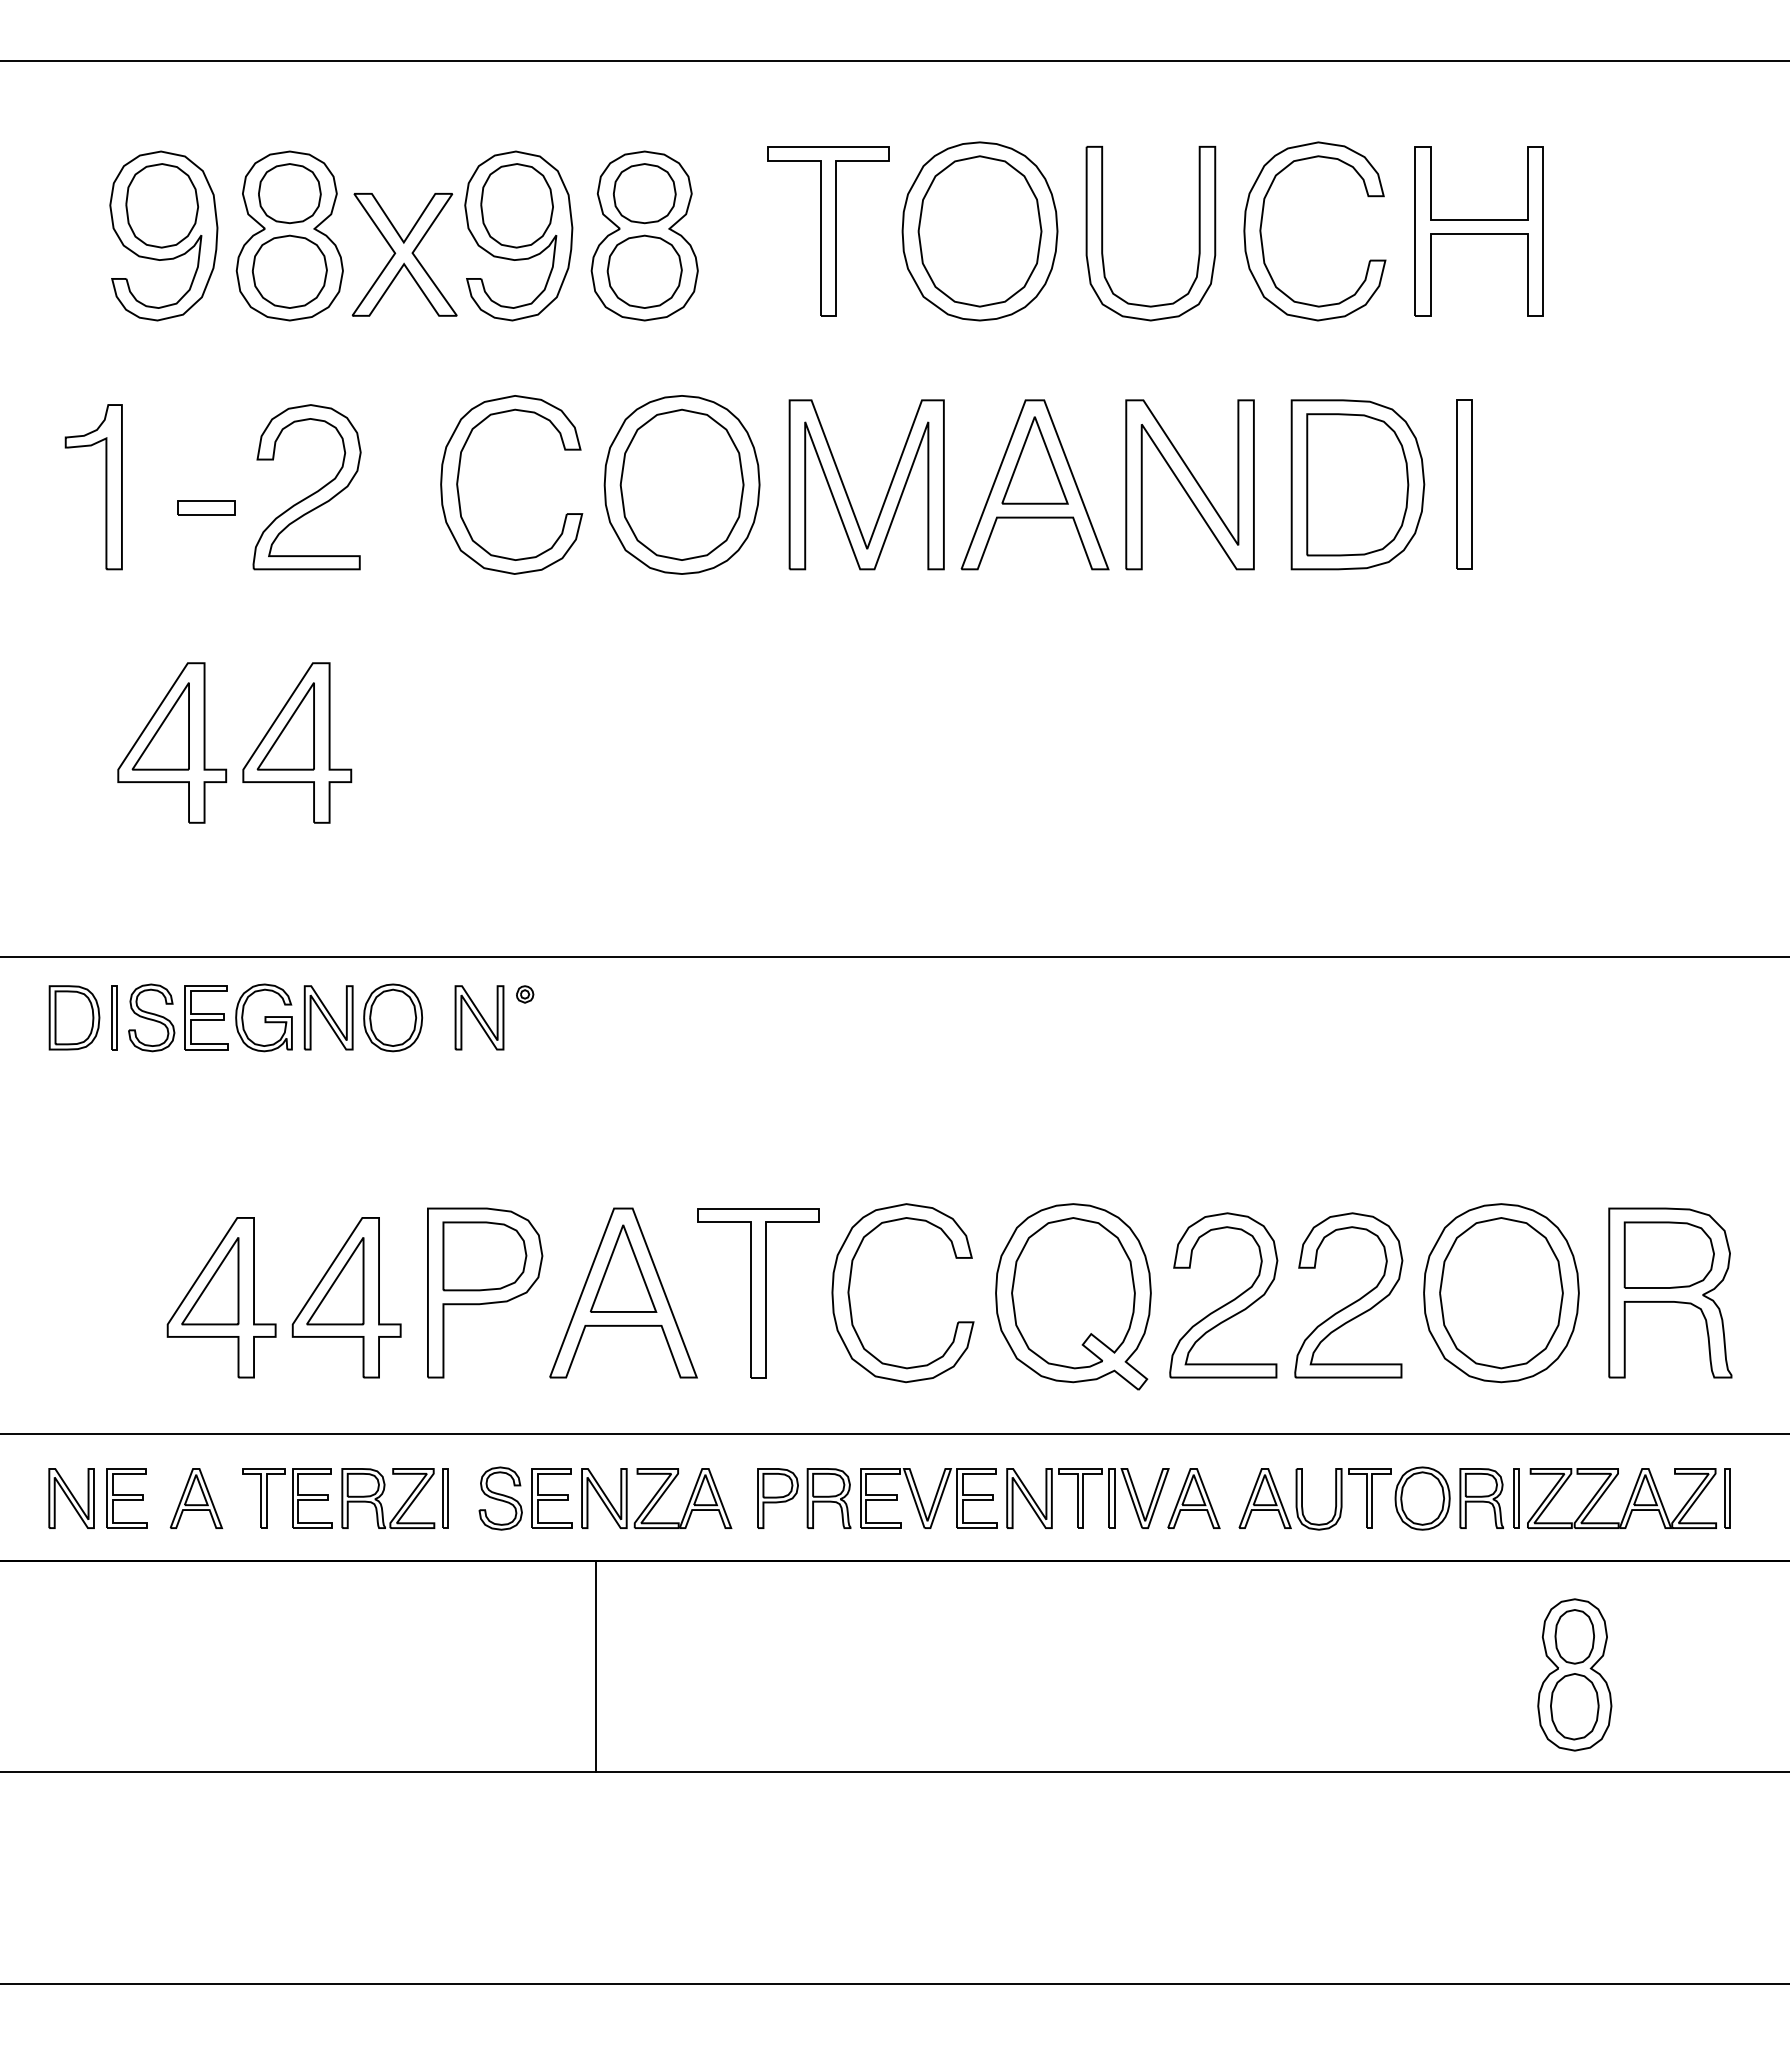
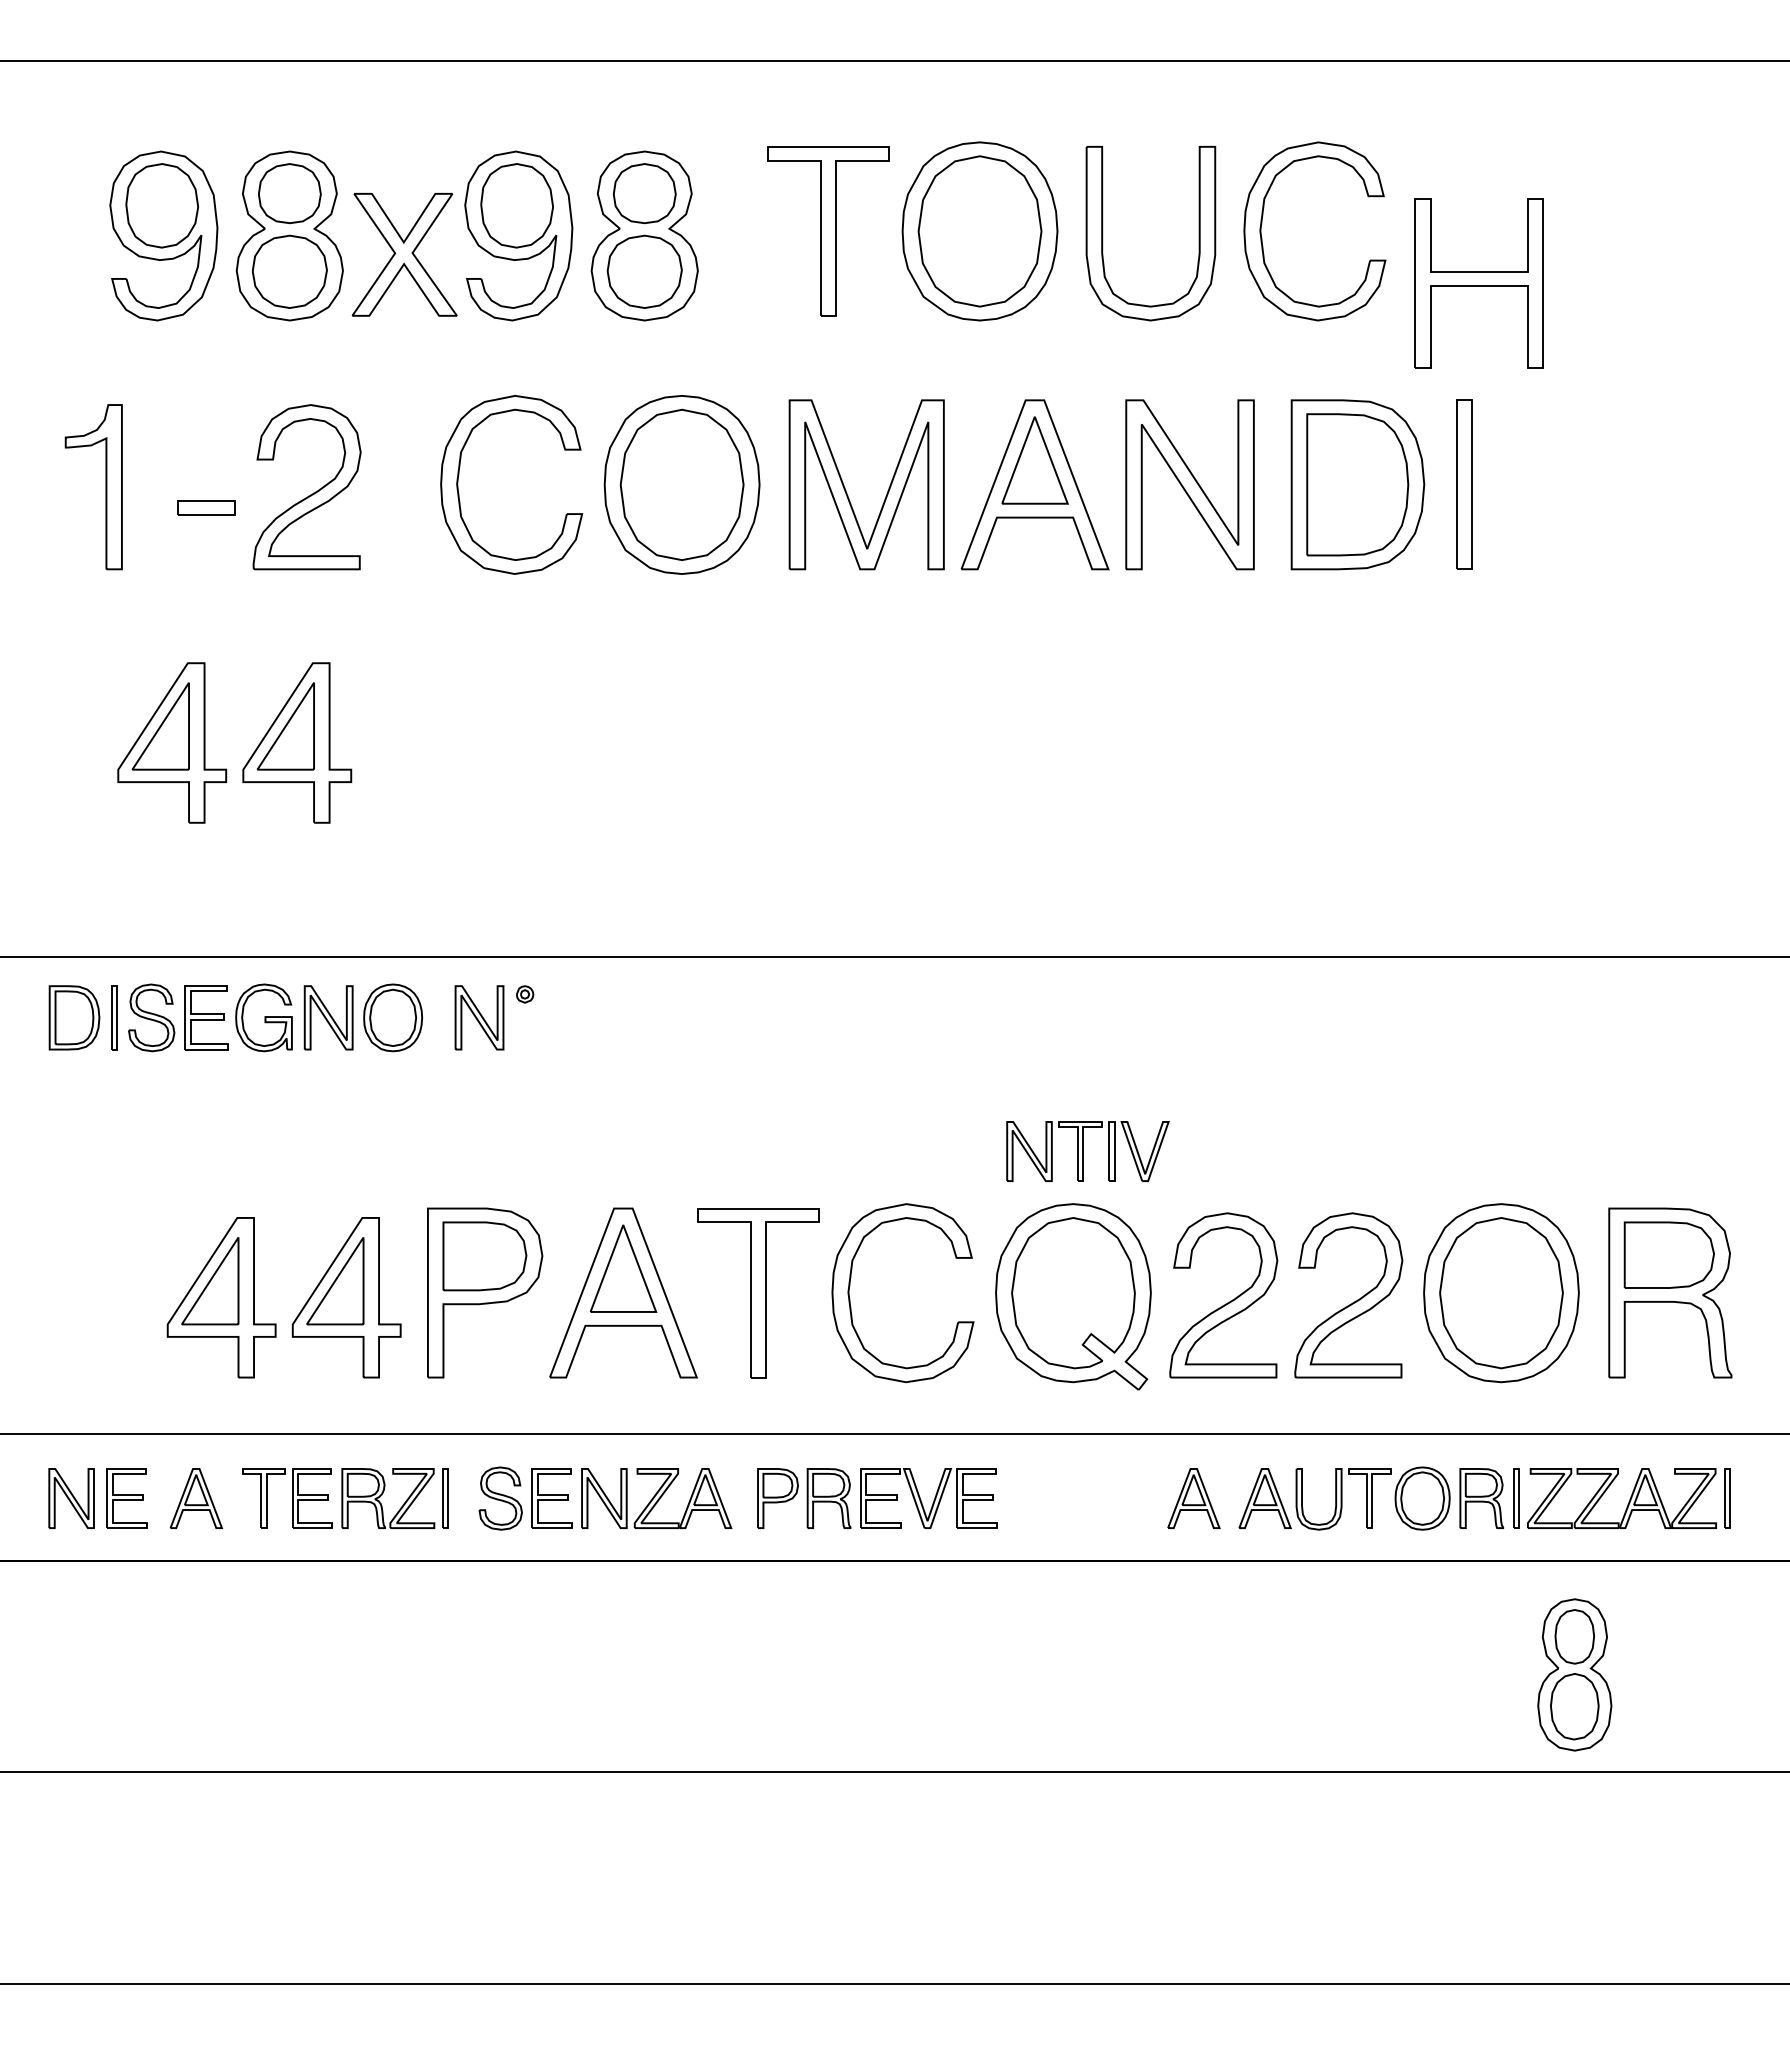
part position: (1478, 231) -> (1478, 283) (1478, 283)
part position: (1087, 1498) -> (1087, 1151) (1087, 1151)
line: present -> none (596, 1666)
